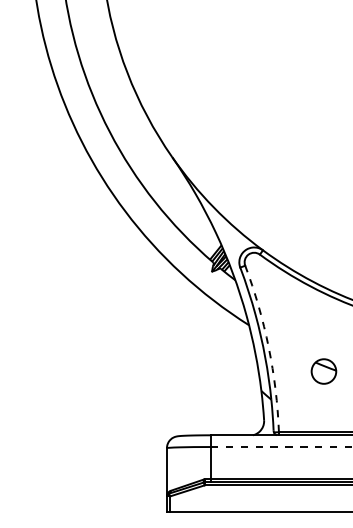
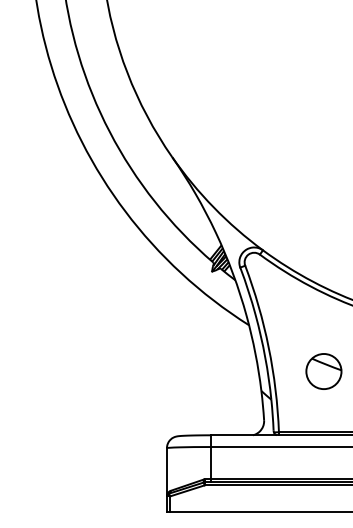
arc: dashed -> solid (268, 347)
part size: 28x27 px -> 38x37 px (323, 371)
line: dashed -> solid (281, 447)
